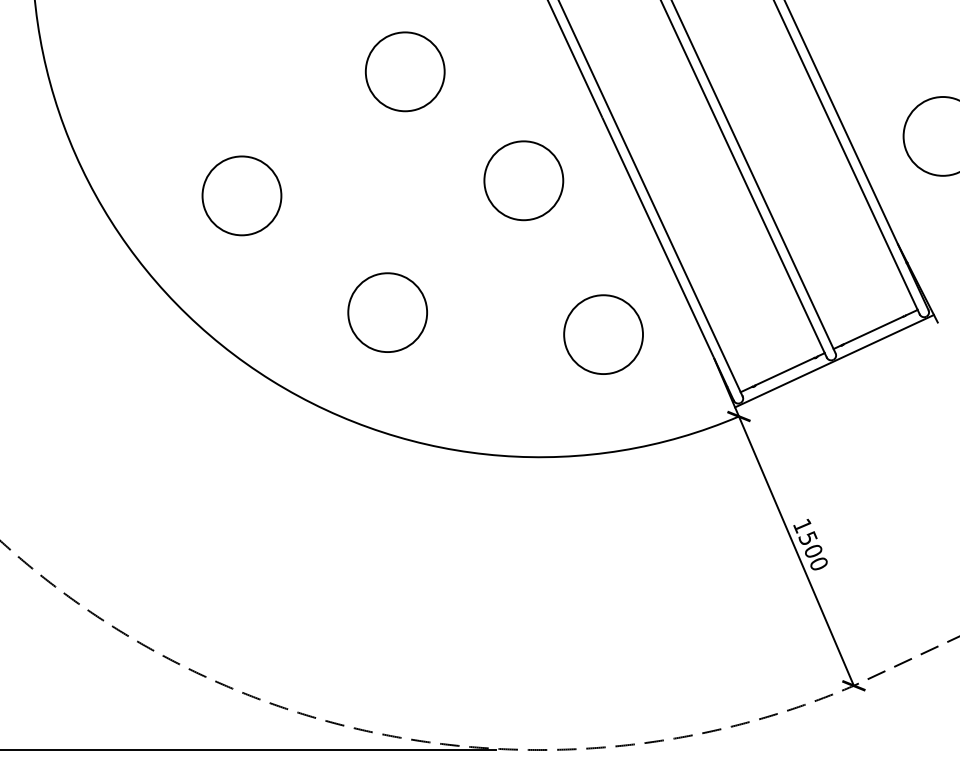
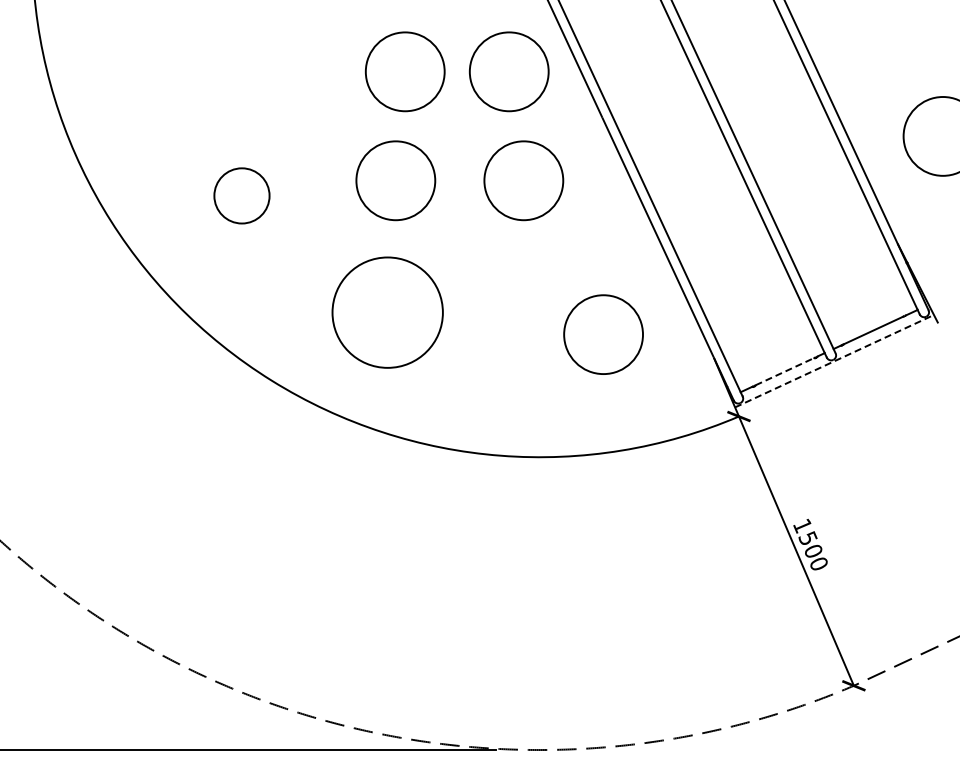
circle: none -> present (508, 71)
circle: none -> present (395, 180)
circle size: 82x82 px -> 58x58 px (241, 195)
circle diameter: 79 px -> 110 px (387, 312)
line: solid -> dashed (834, 361)
line: solid -> dashed (785, 371)
